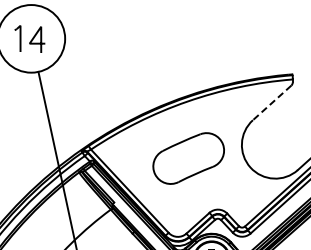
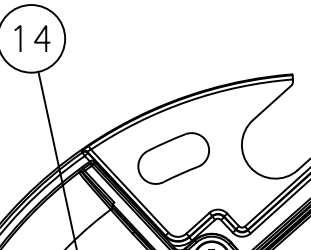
line position: (40, 39) -> (45, 38) (45, 38)
line: dashed -> solid (272, 102)
part position: (188, 158) -> (173, 158) (173, 158)
